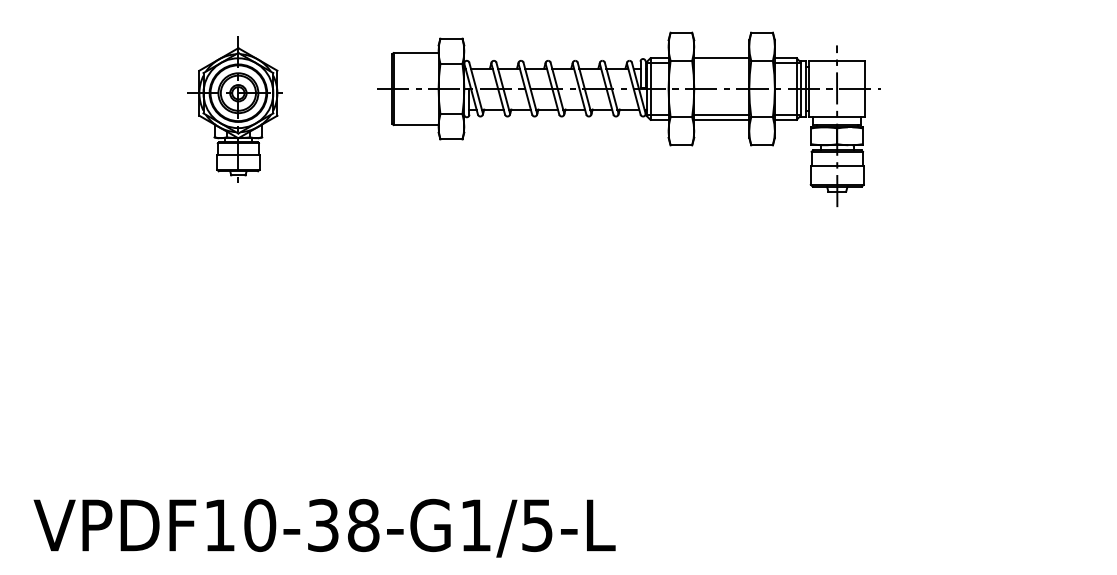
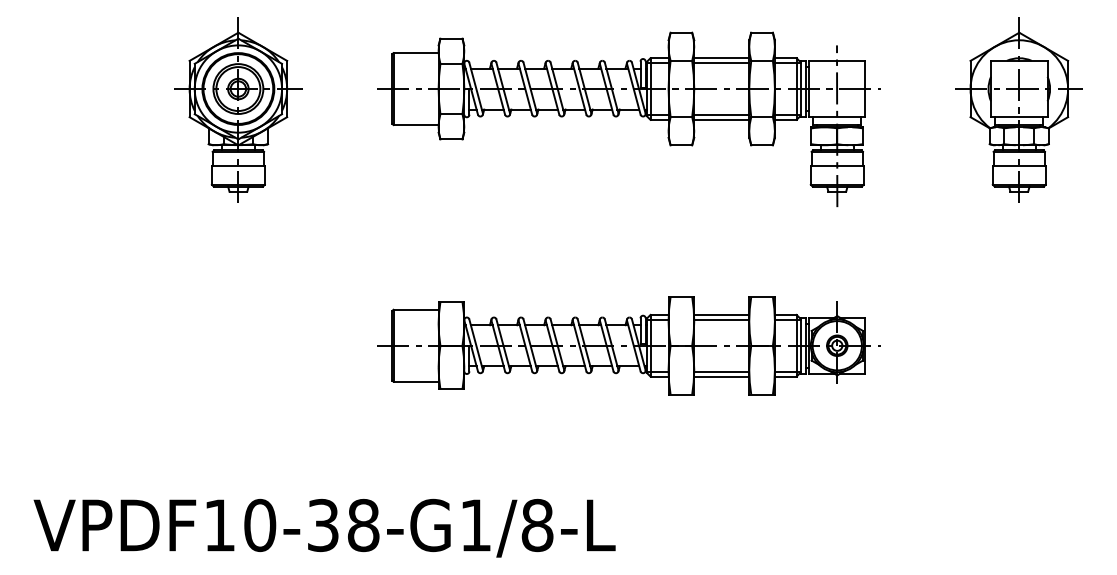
line: none -> present (721, 63)
part size: 96x147 px -> 129x186 px (238, 109)
part: none -> present (1018, 109)
part: none -> present (628, 345)
text: VPDF10-38-G1/5-L -> VPDF10-38-G1/8-L (537, 525)
